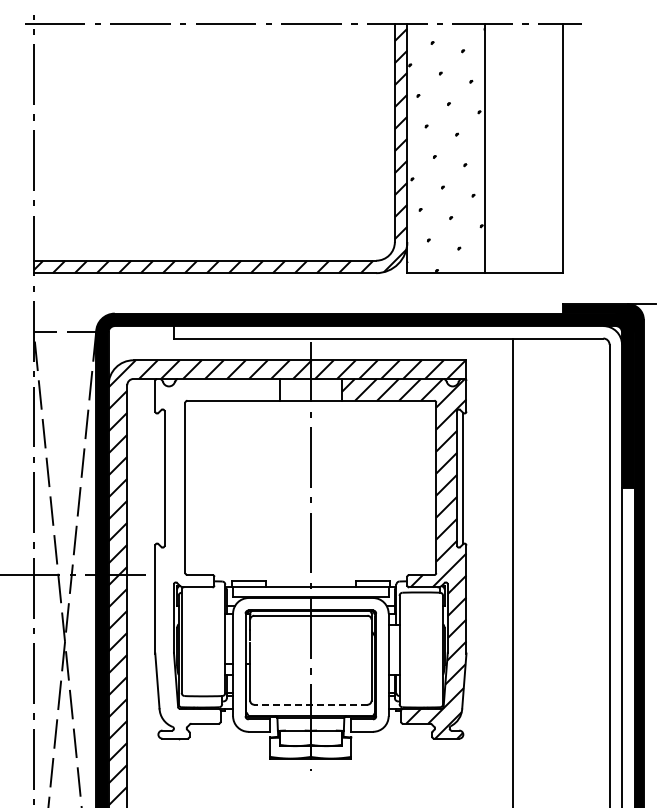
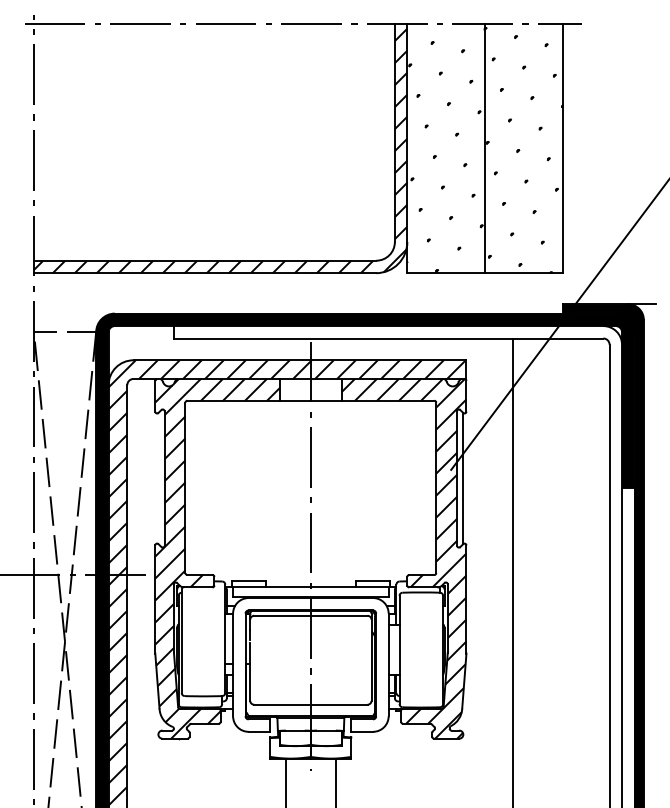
hatch: none -> present (523, 150)
line: none -> present (558, 325)
hatch: none -> present (217, 558)
line: dashed -> solid (310, 704)
line: none -> present (285, 781)
line: none -> present (335, 781)
